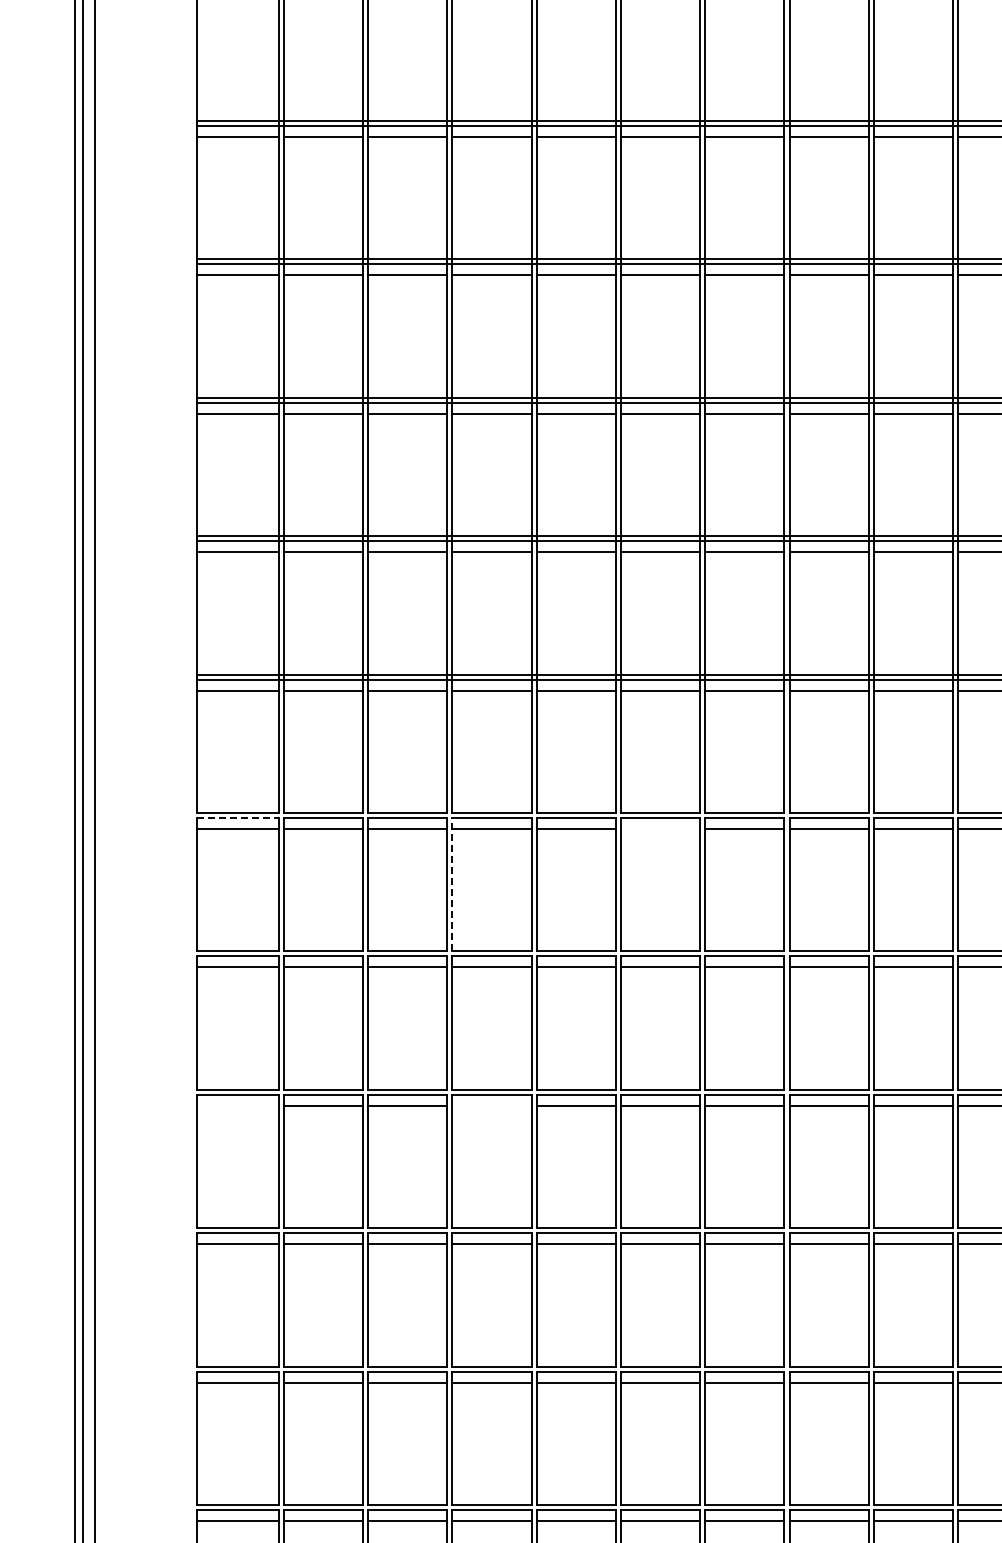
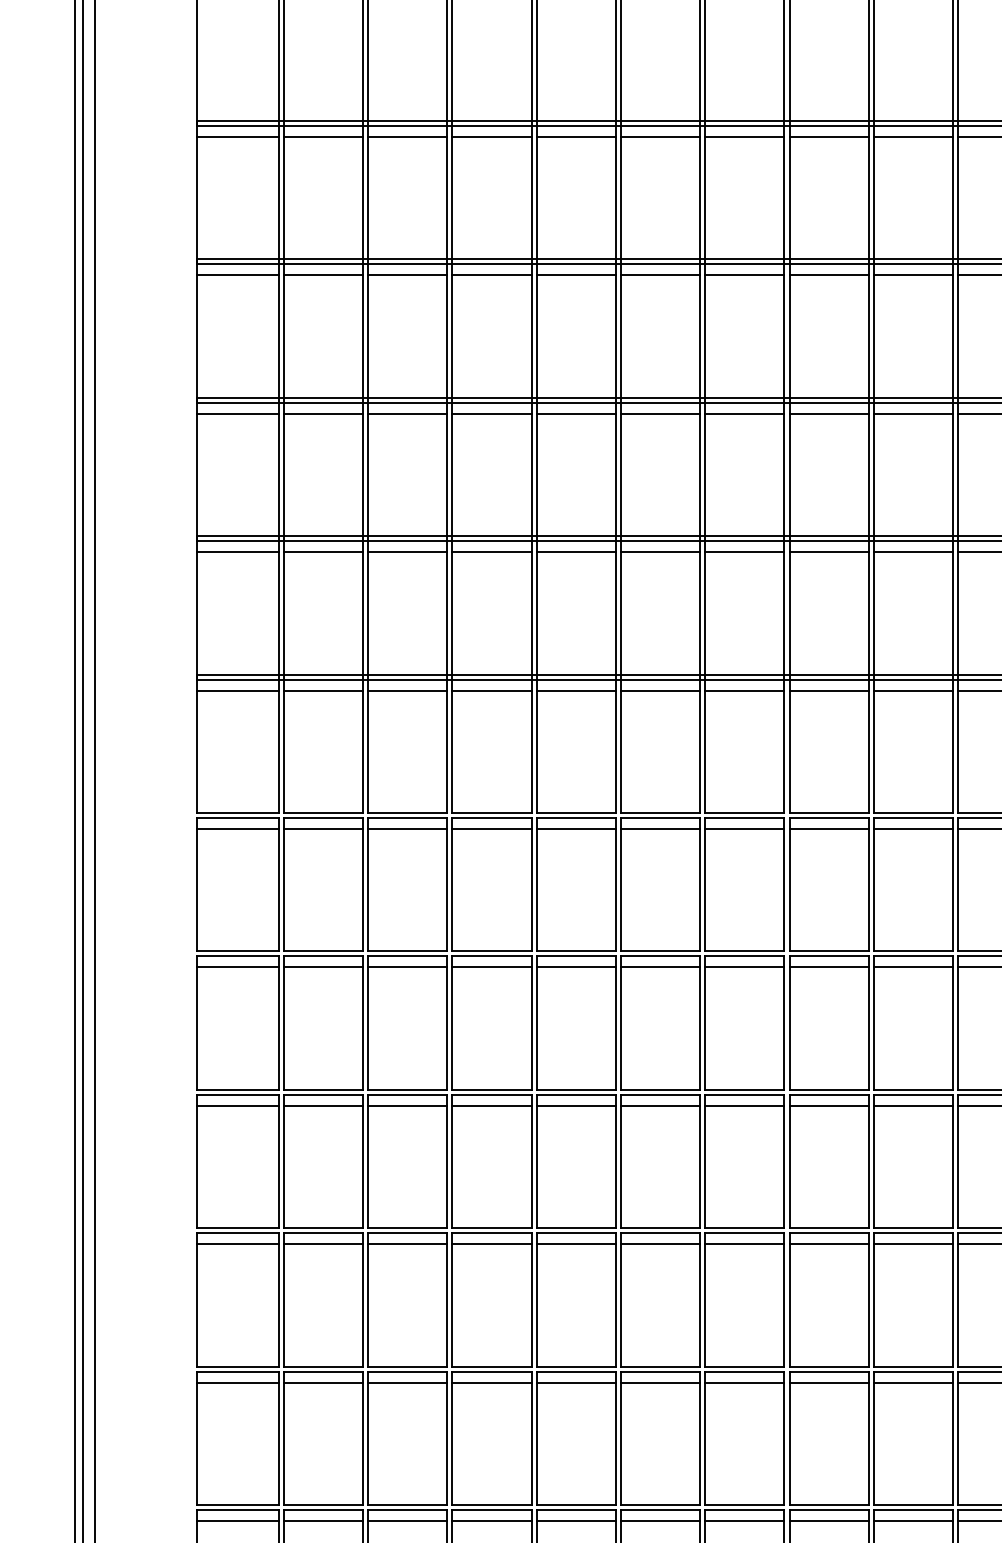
line: dashed -> solid (238, 818)
line: none -> present (660, 828)
line: dashed -> solid (452, 884)
line: none -> present (237, 1105)
line: none -> present (491, 1105)
